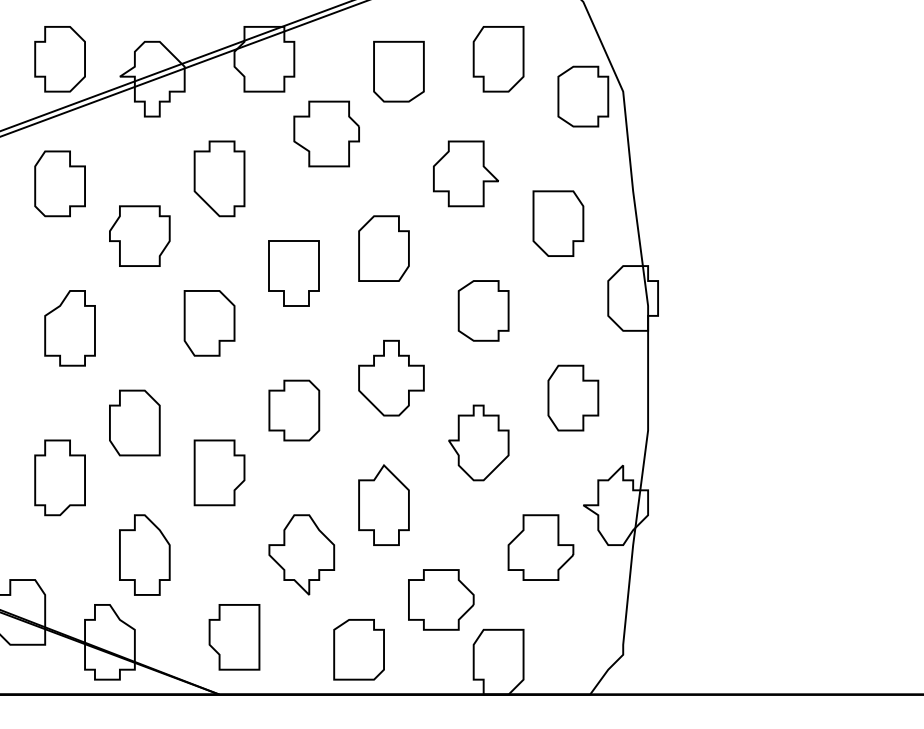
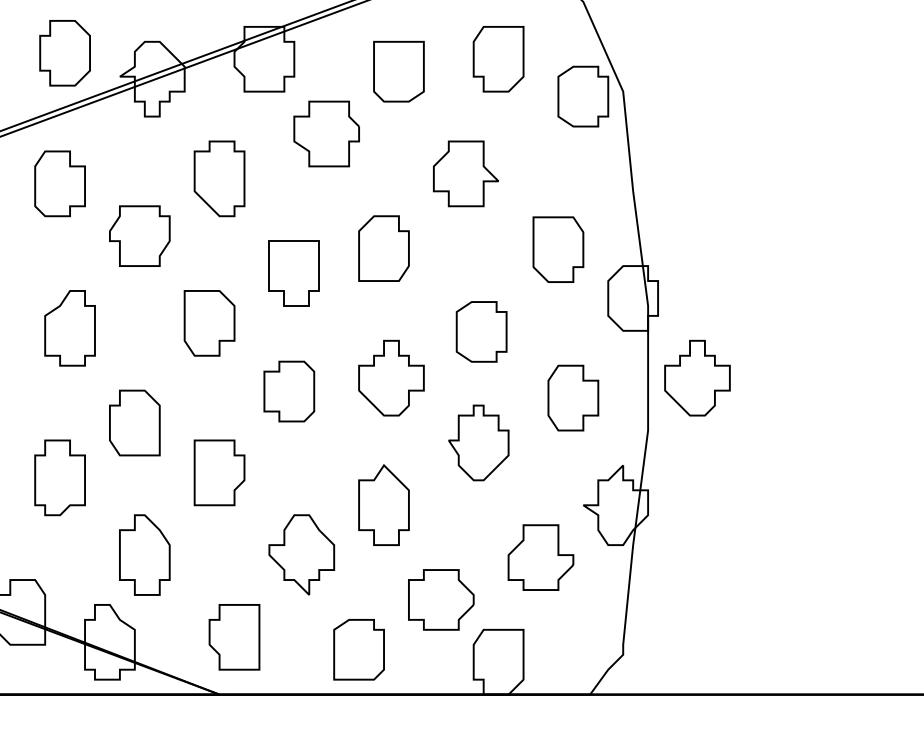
part position: (59, 59) -> (64, 53) (64, 53)
part position: (558, 223) -> (558, 249) (558, 249)
part position: (483, 310) -> (481, 331) (481, 331)
part: none -> present (697, 377)
part position: (294, 410) -> (289, 391) (289, 391)
part position: (540, 547) -> (540, 557) (540, 557)
